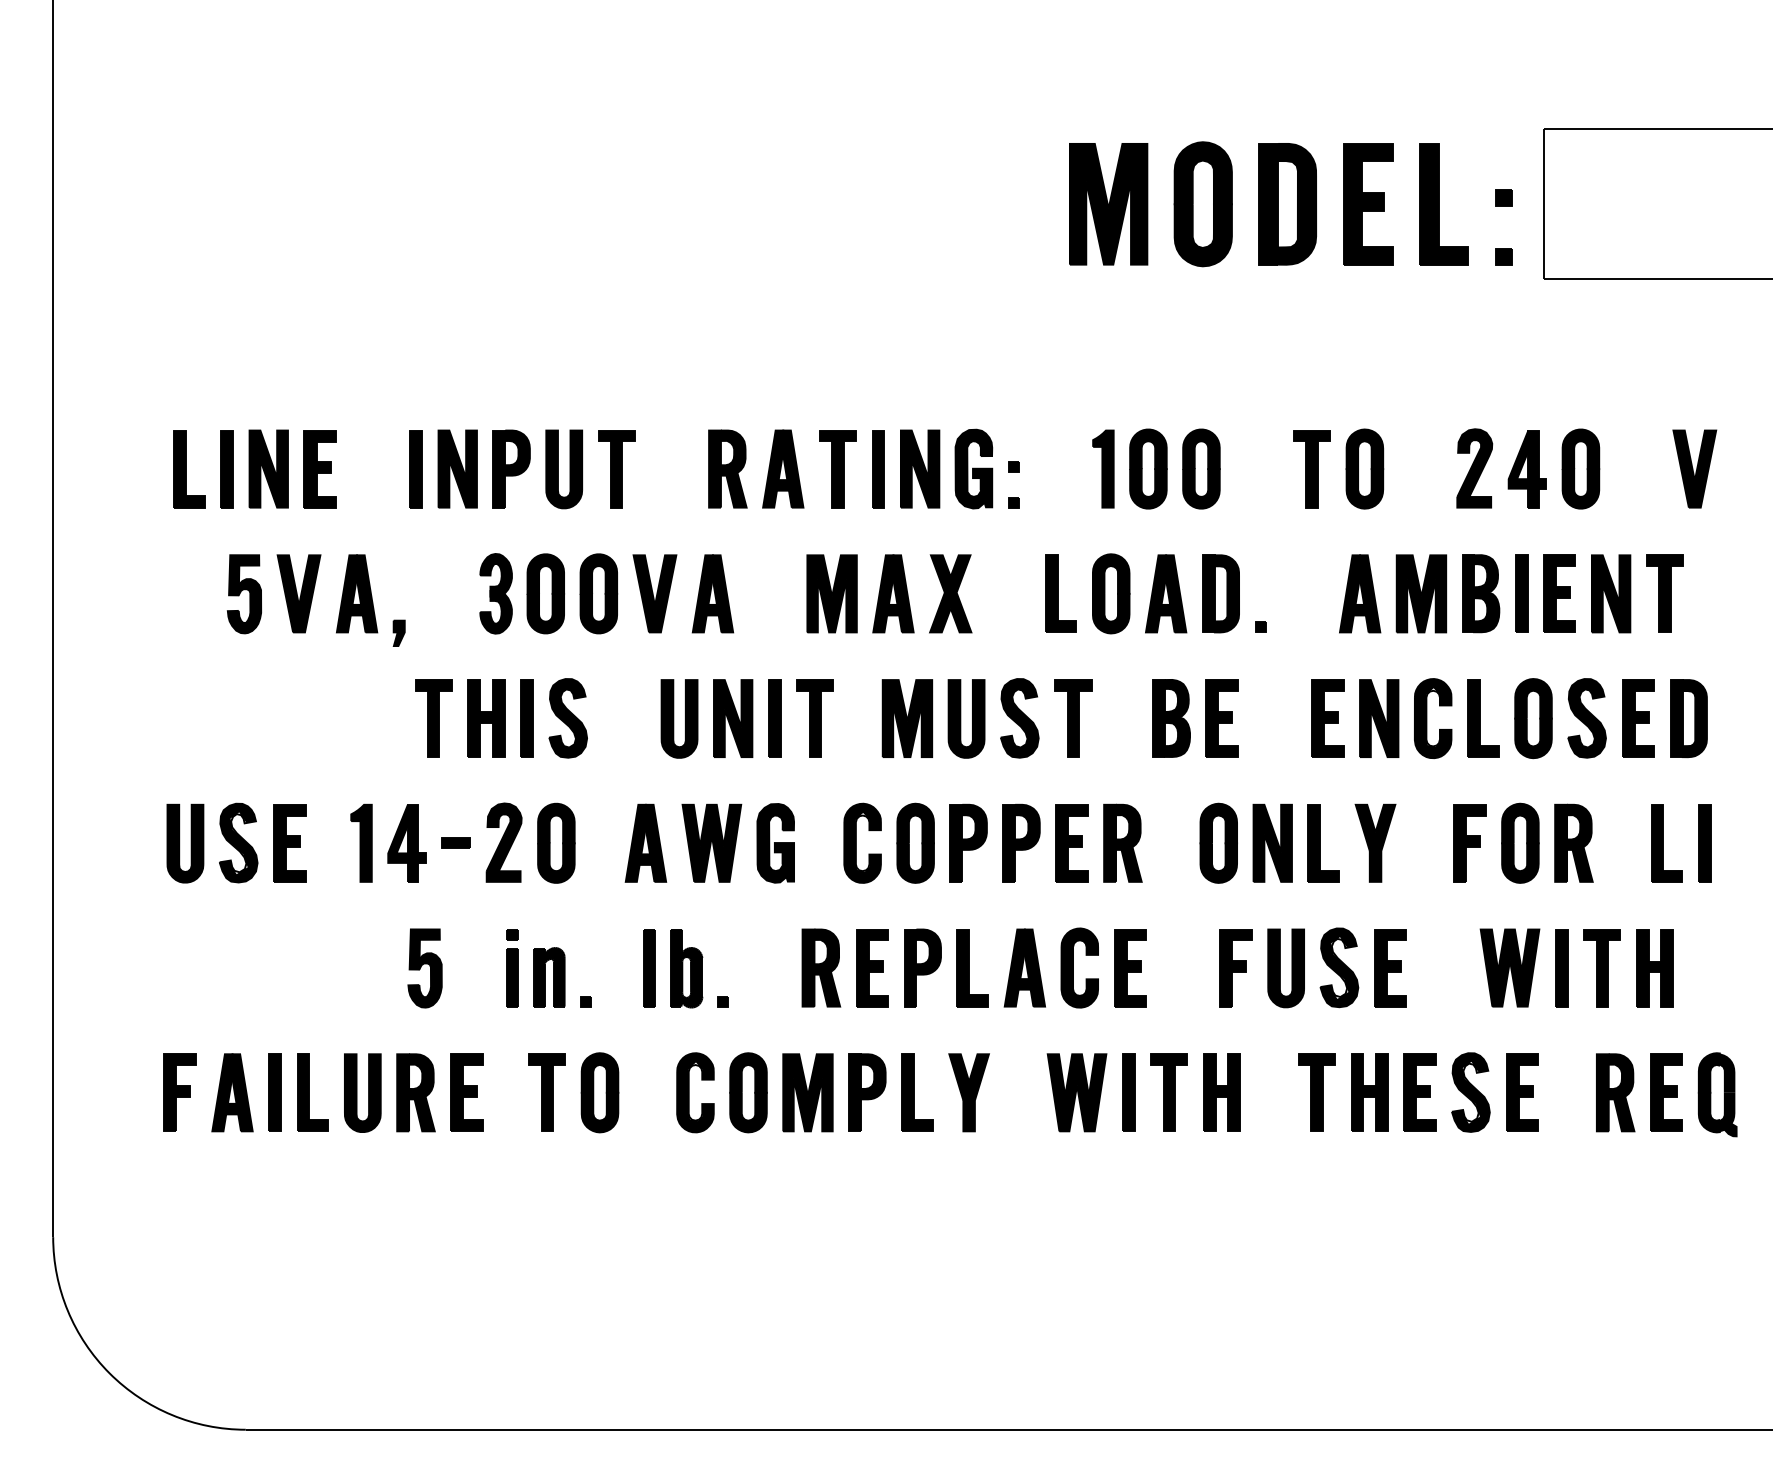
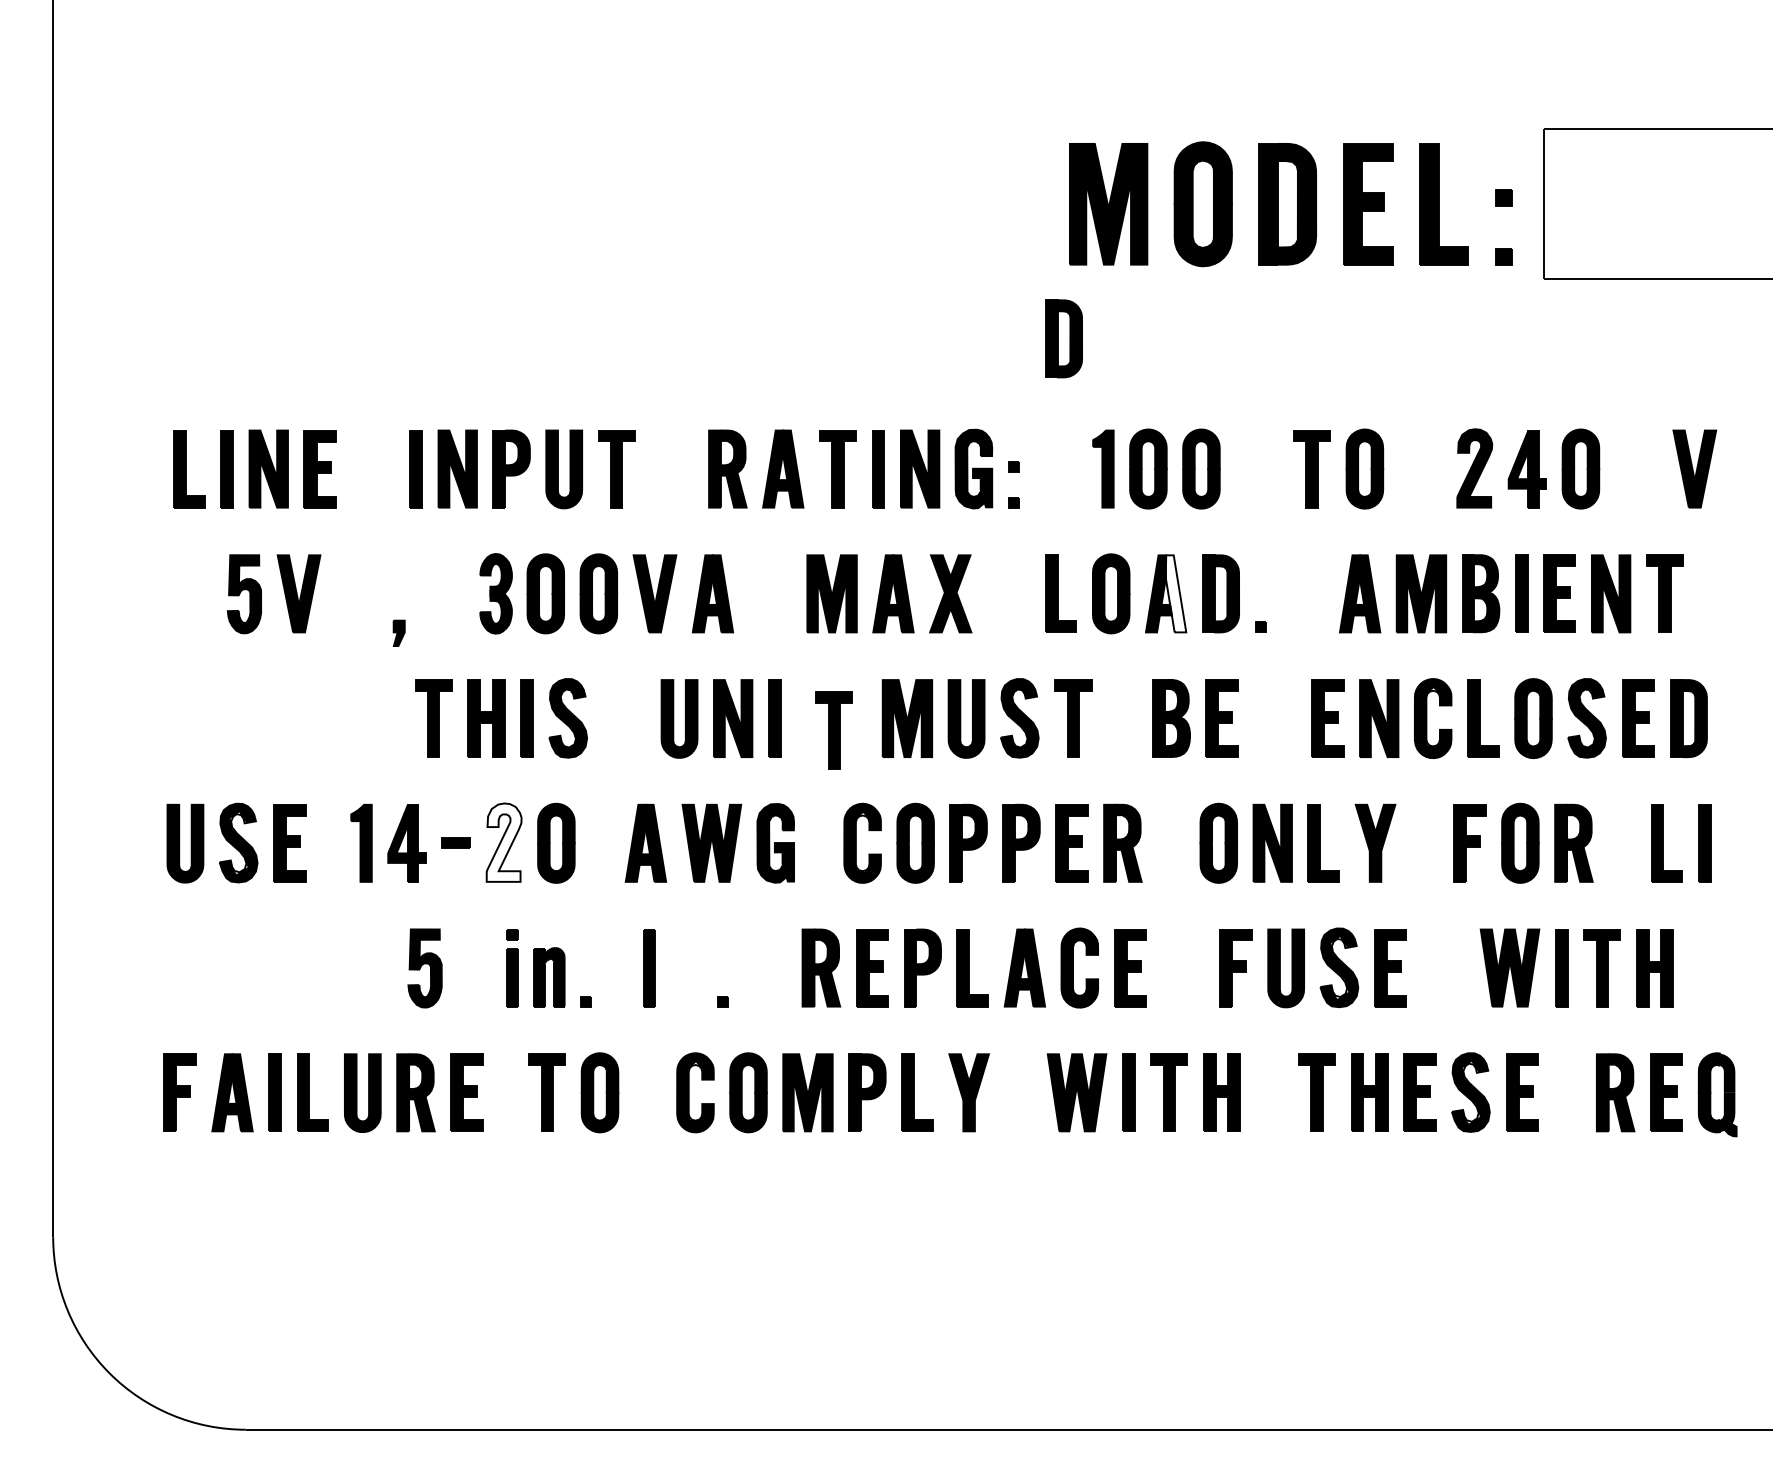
part: none -> present (1063, 338)
part: present -> none (357, 593)
fill: present -> none (1175, 593)
part position: (814, 718) -> (833, 730) (833, 730)
fill: present -> none (503, 842)
part: present -> none (686, 968)
